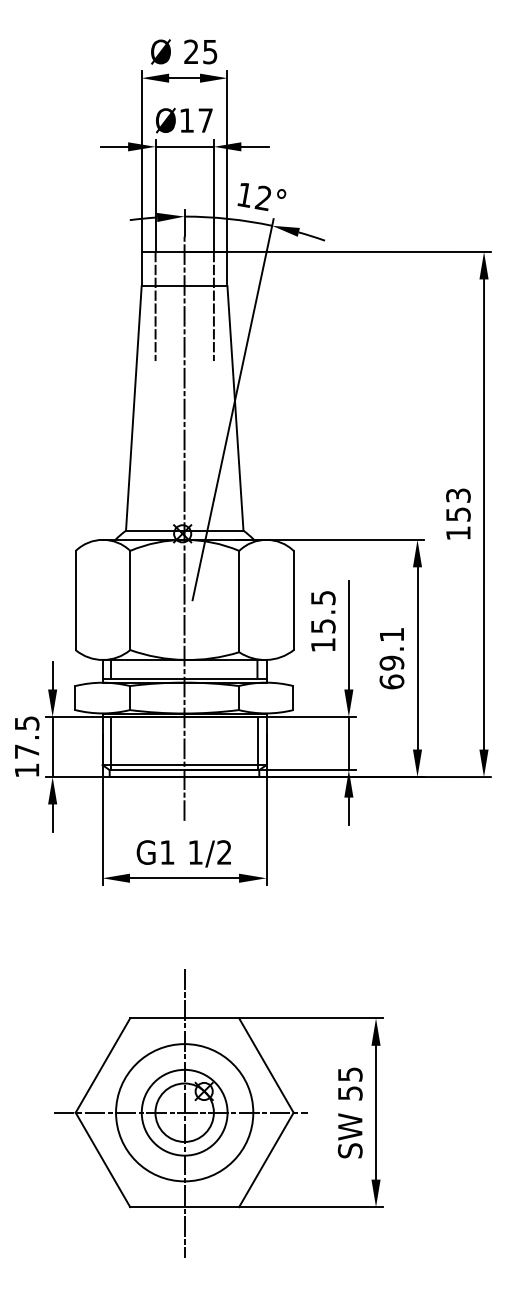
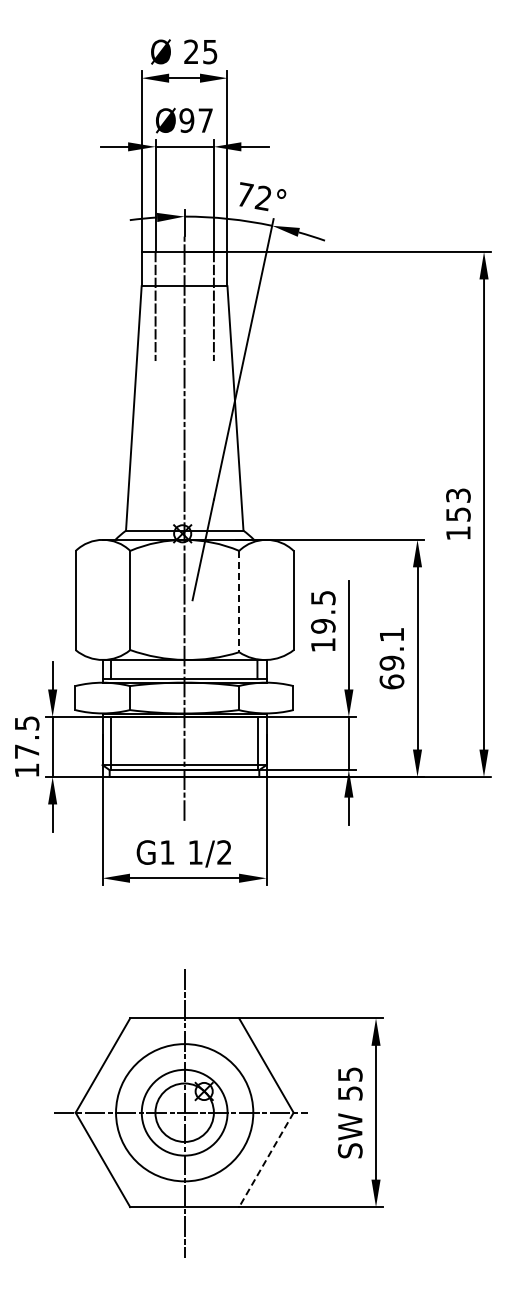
text: Ø17 -> Ø97 (186, 120)
text: 12° -> 72° (245, 194)
line: solid -> dashed (239, 601)
text: 15.5 -> 19.5 (323, 626)
line: solid -> dashed (266, 1160)
